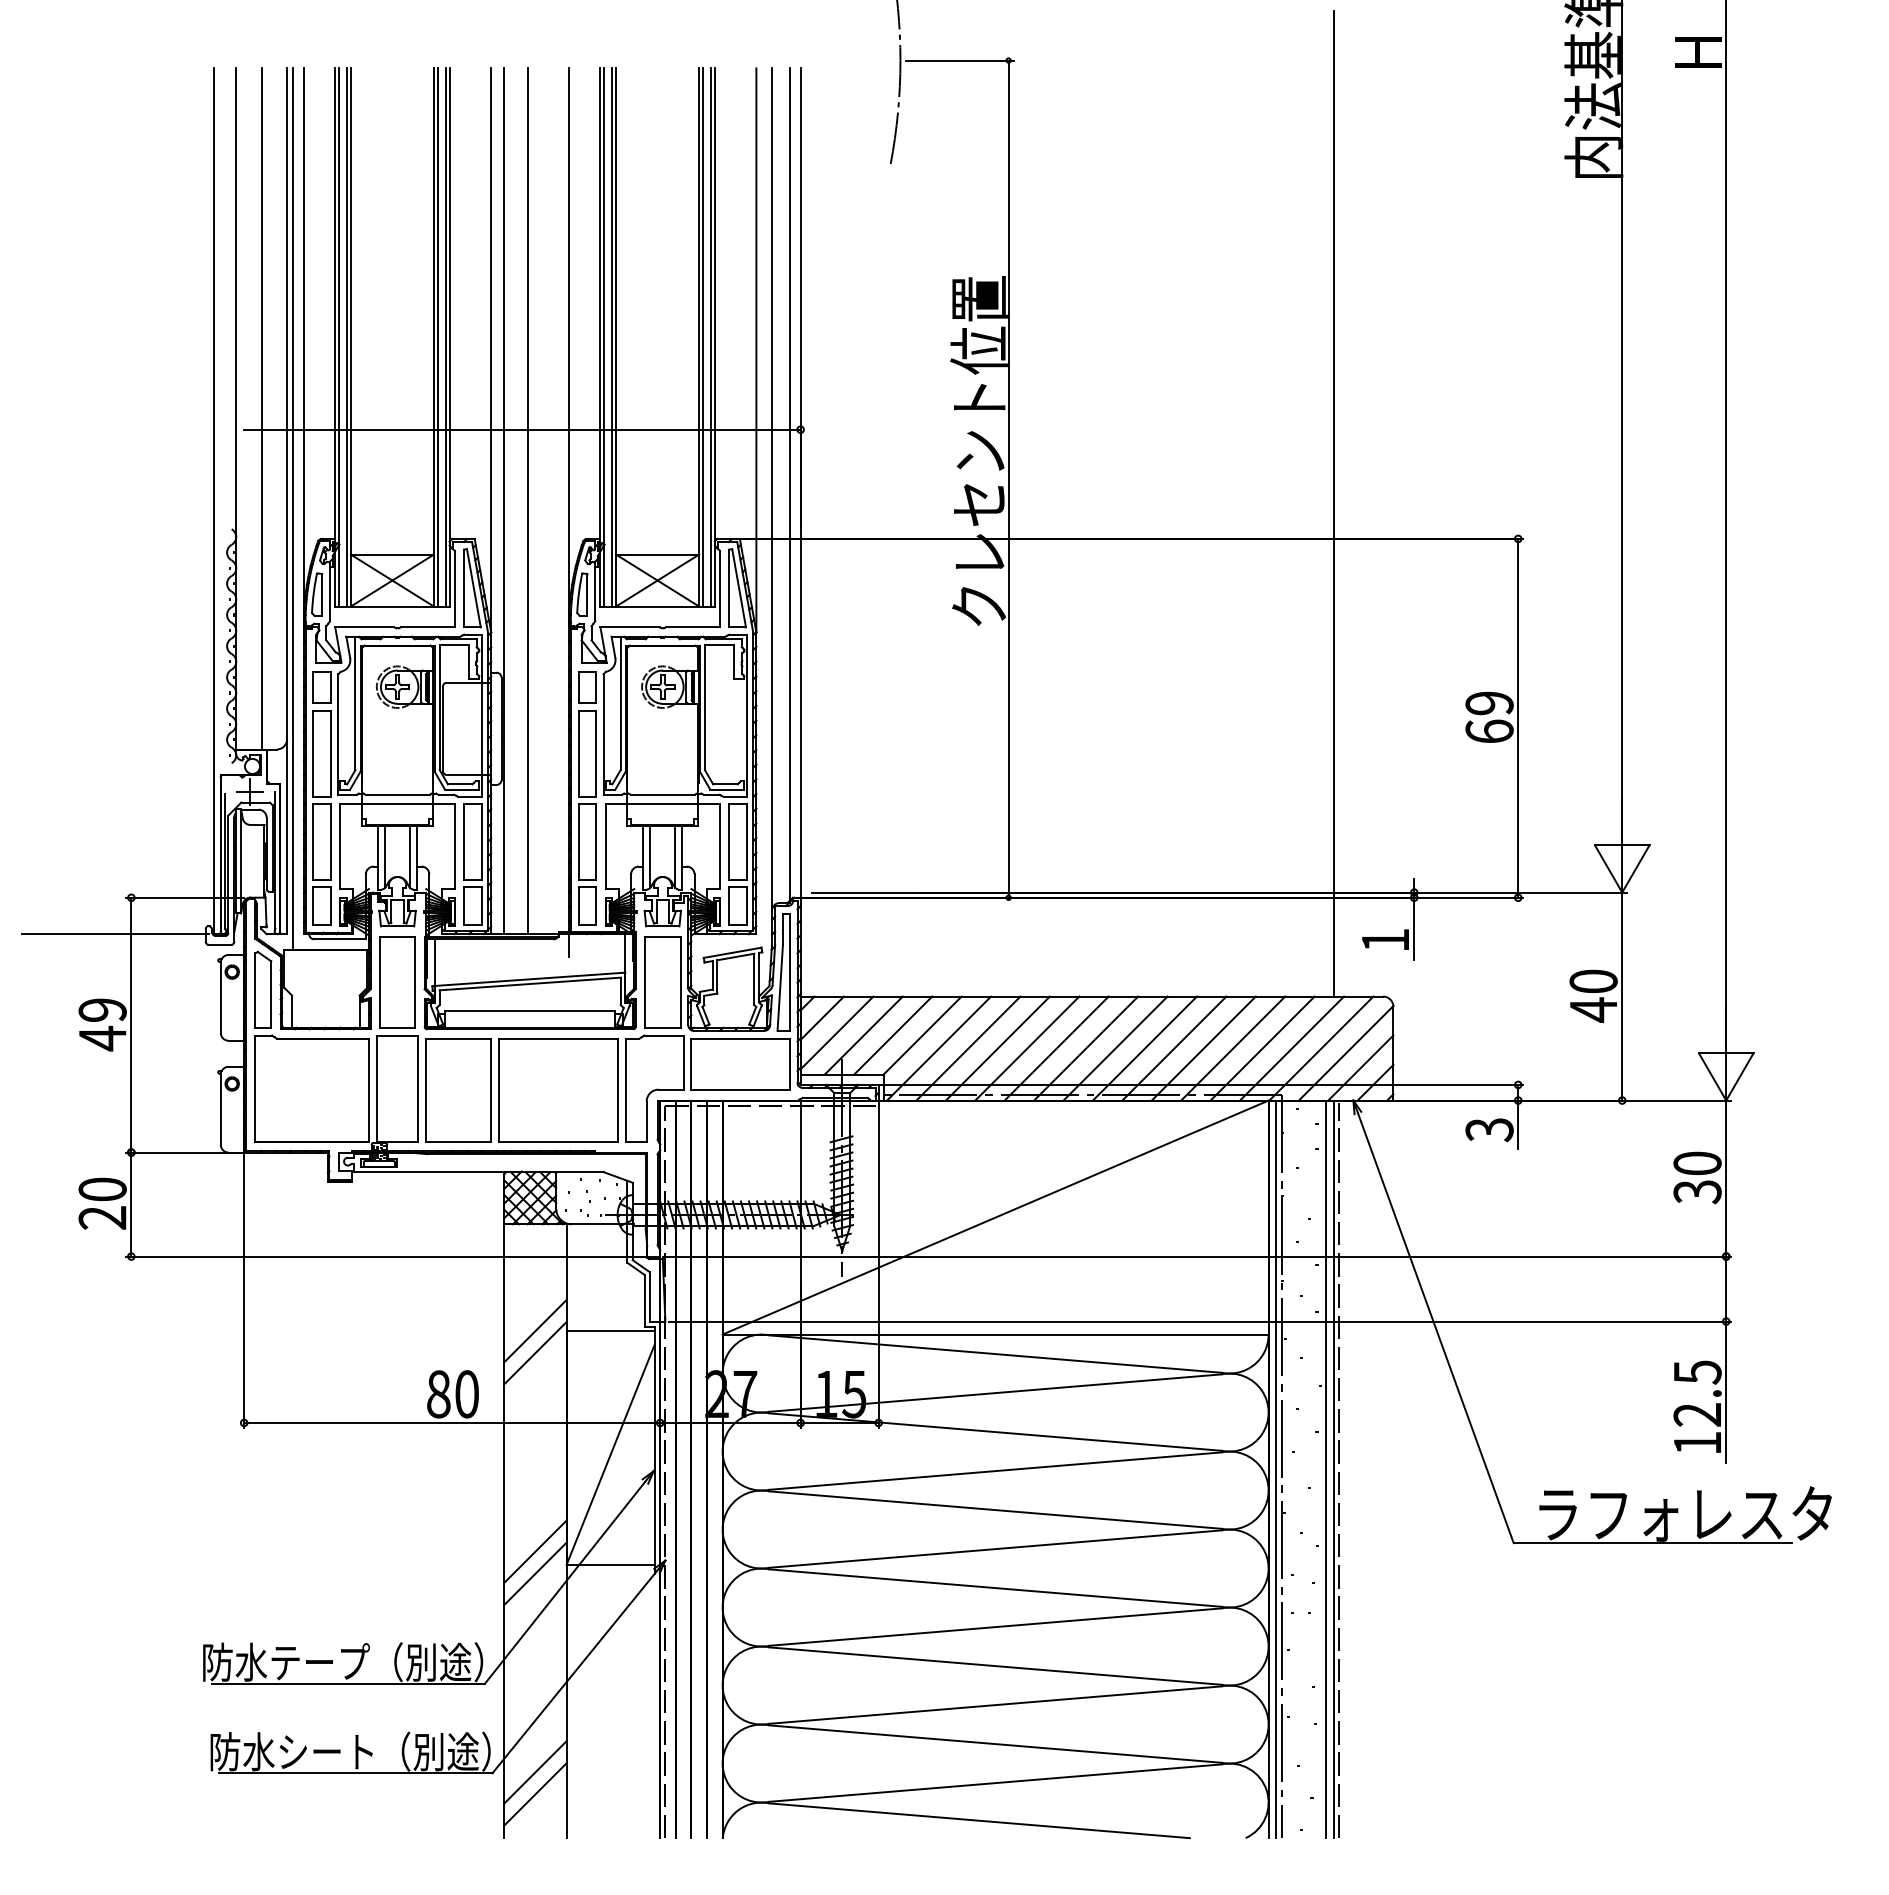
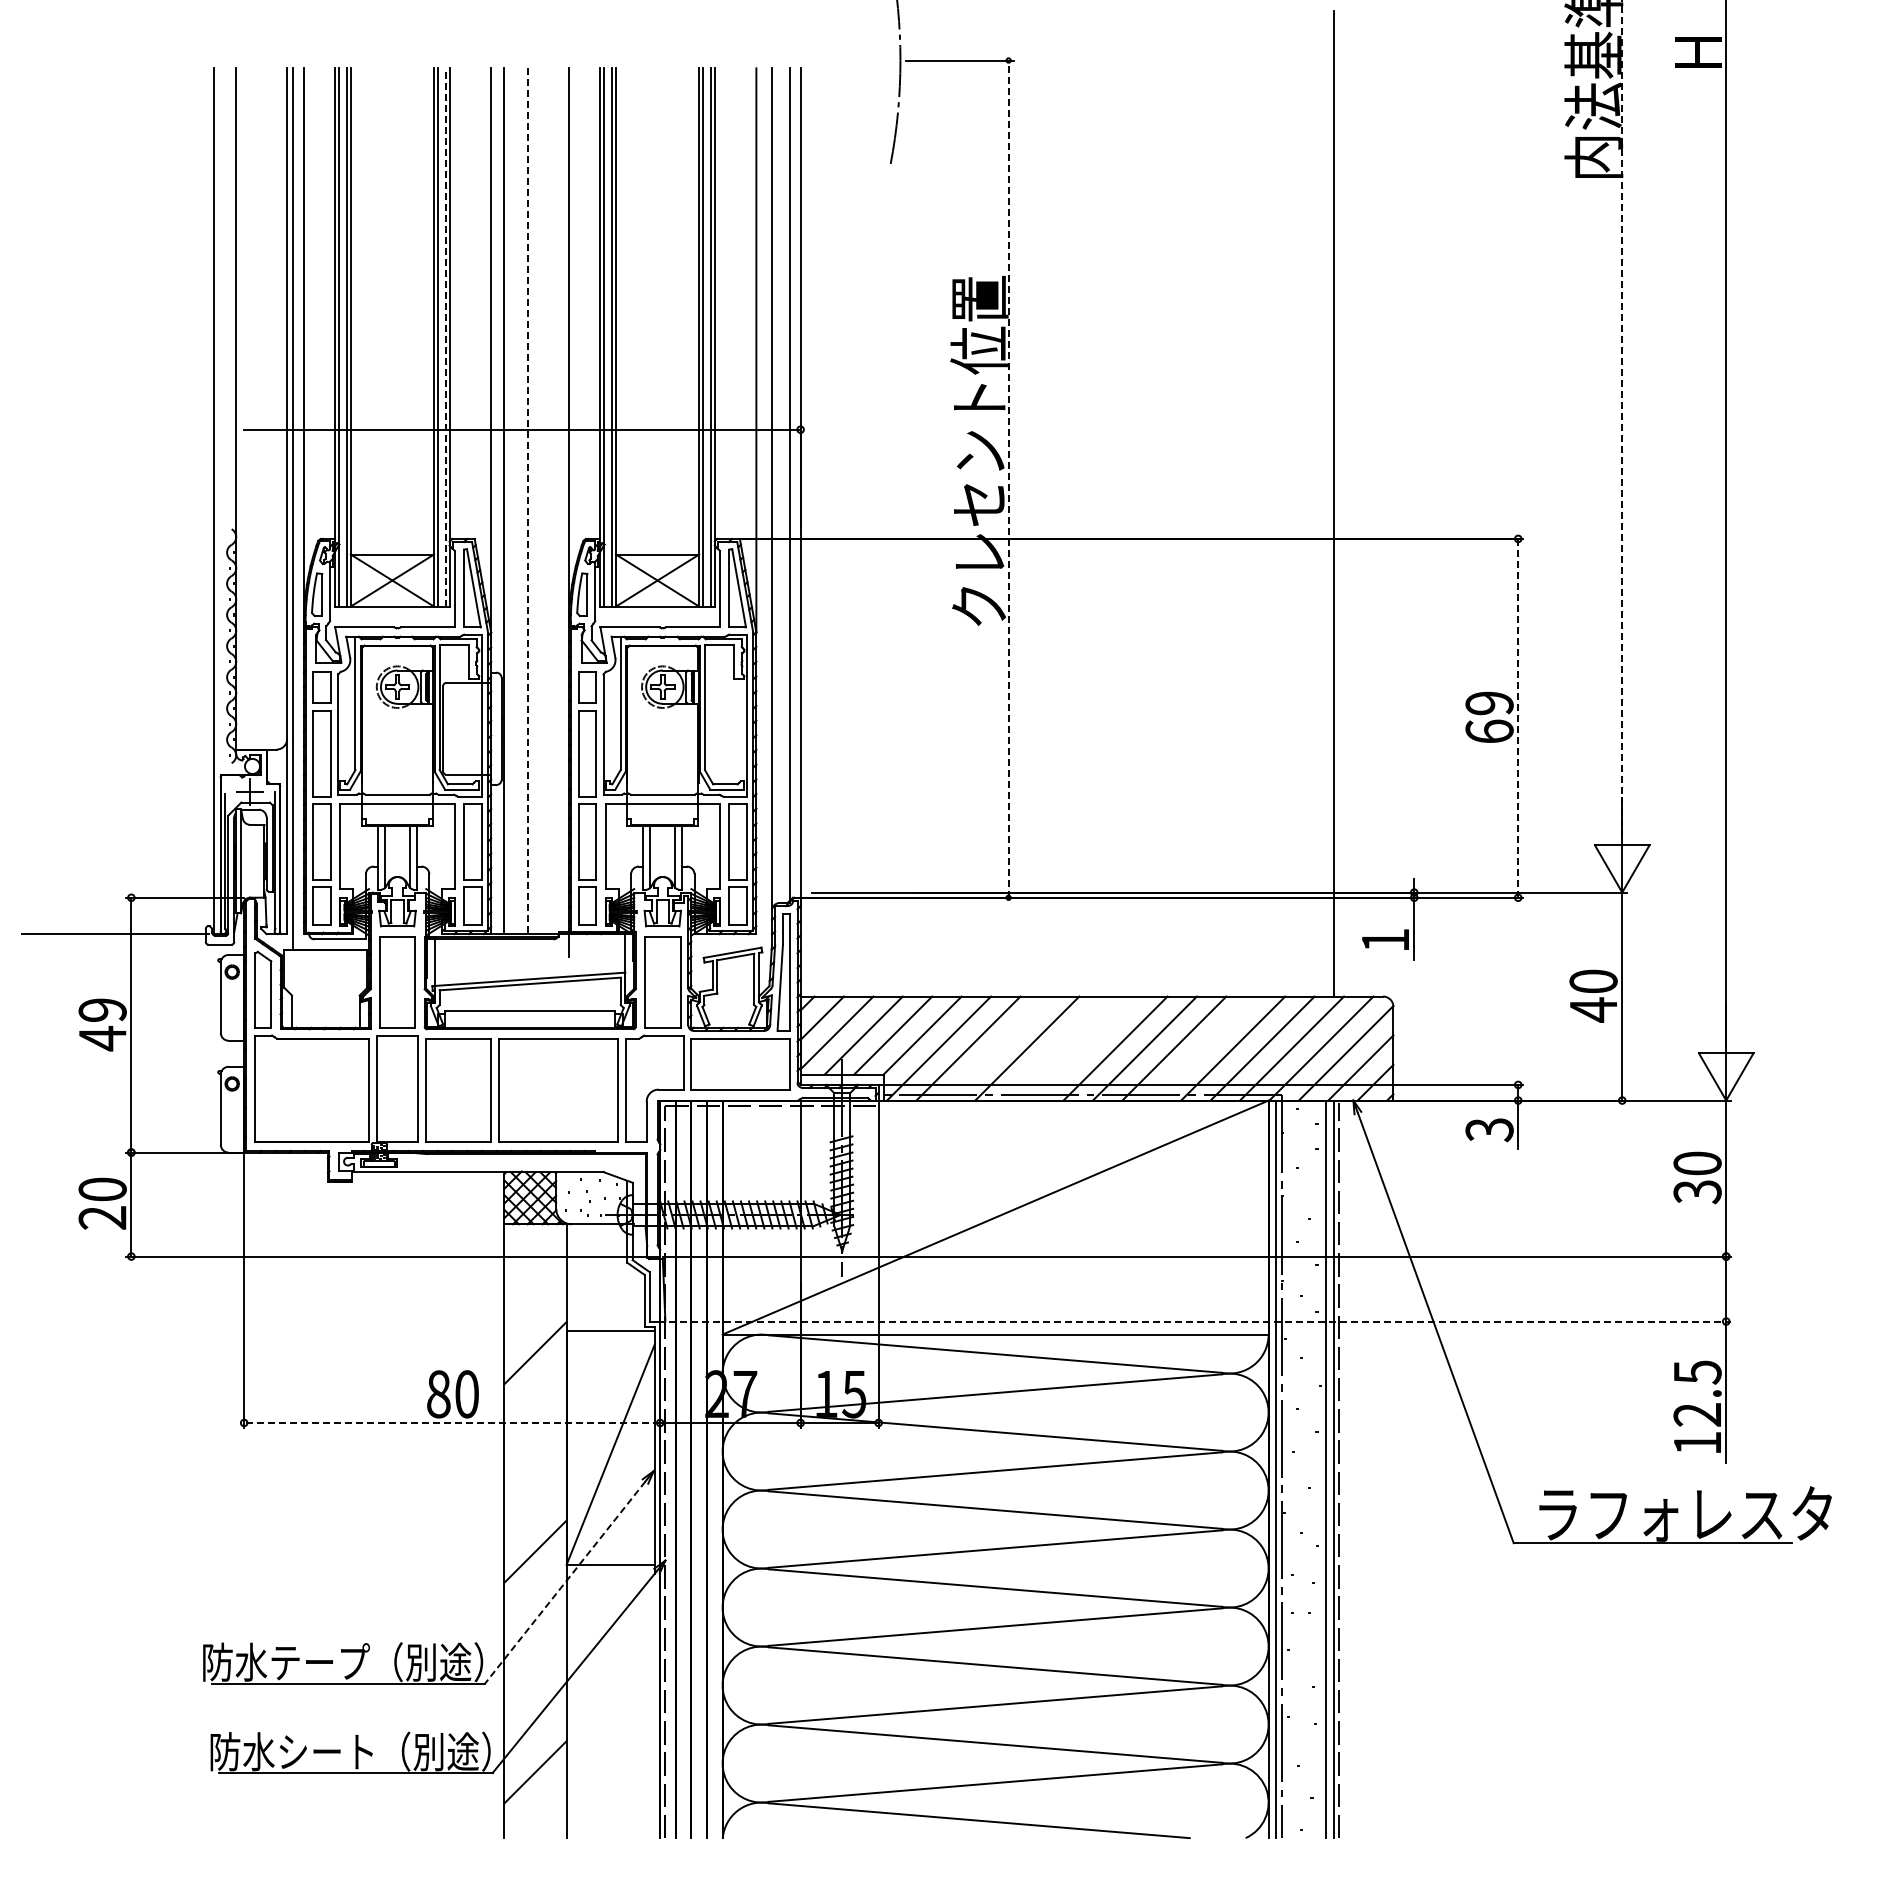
line: solid -> dashed (445, 336)
line: present -> none (262, 408)
line: solid -> dashed (1622, 418)
line: solid -> dashed (1008, 479)
line: solid -> dashed (527, 501)
line: solid -> dashed (1518, 717)
line: present -> none (997, 1048)
line: present -> none (1056, 1048)
line: present -> none (1086, 1048)
line: present -> none (1203, 1048)
line: solid -> dashed (1200, 1321)
line: present -> none (535, 1330)
line: solid -> dashed (451, 1422)
line: present -> none (535, 1573)
line: solid -> dashed (565, 1582)
line: present -> none (535, 1794)
